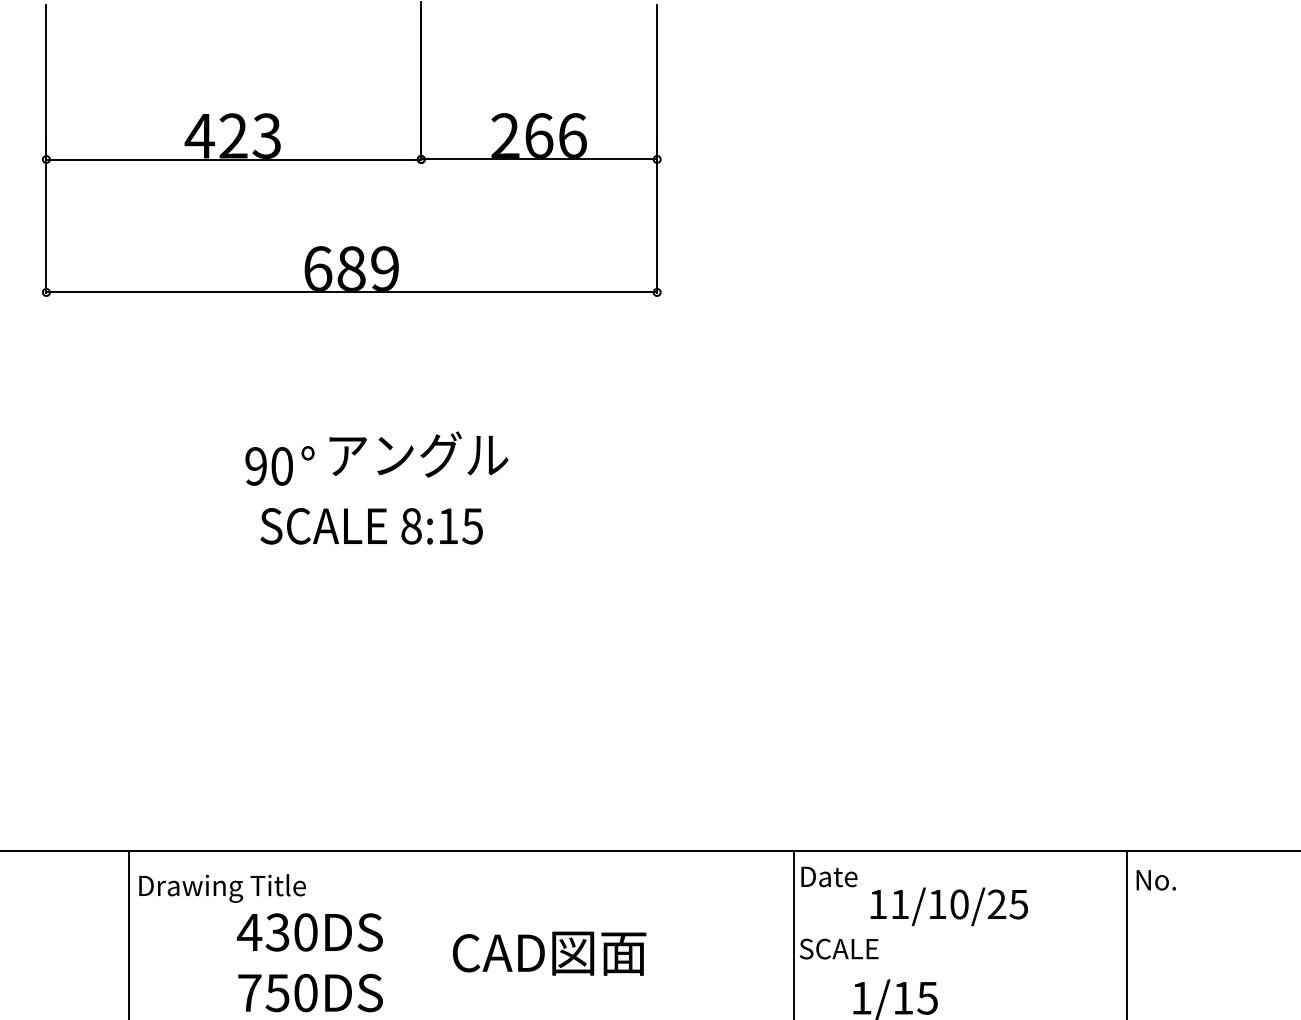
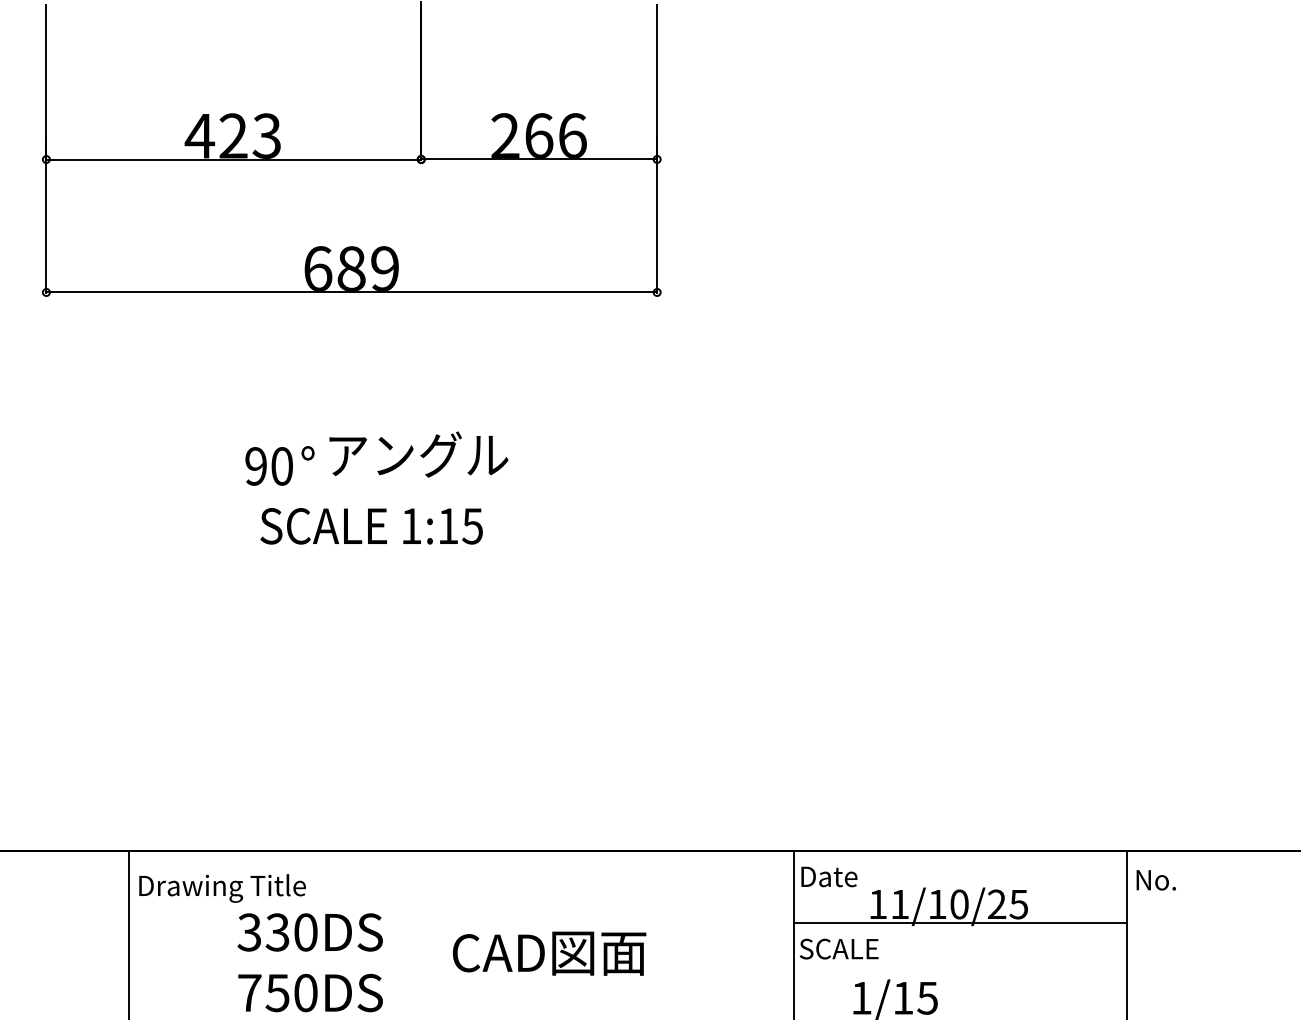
text: 8:15 -> 1:15 (411, 526)
line: none -> present (960, 923)
text: 430DS -> 330DS (249, 932)
